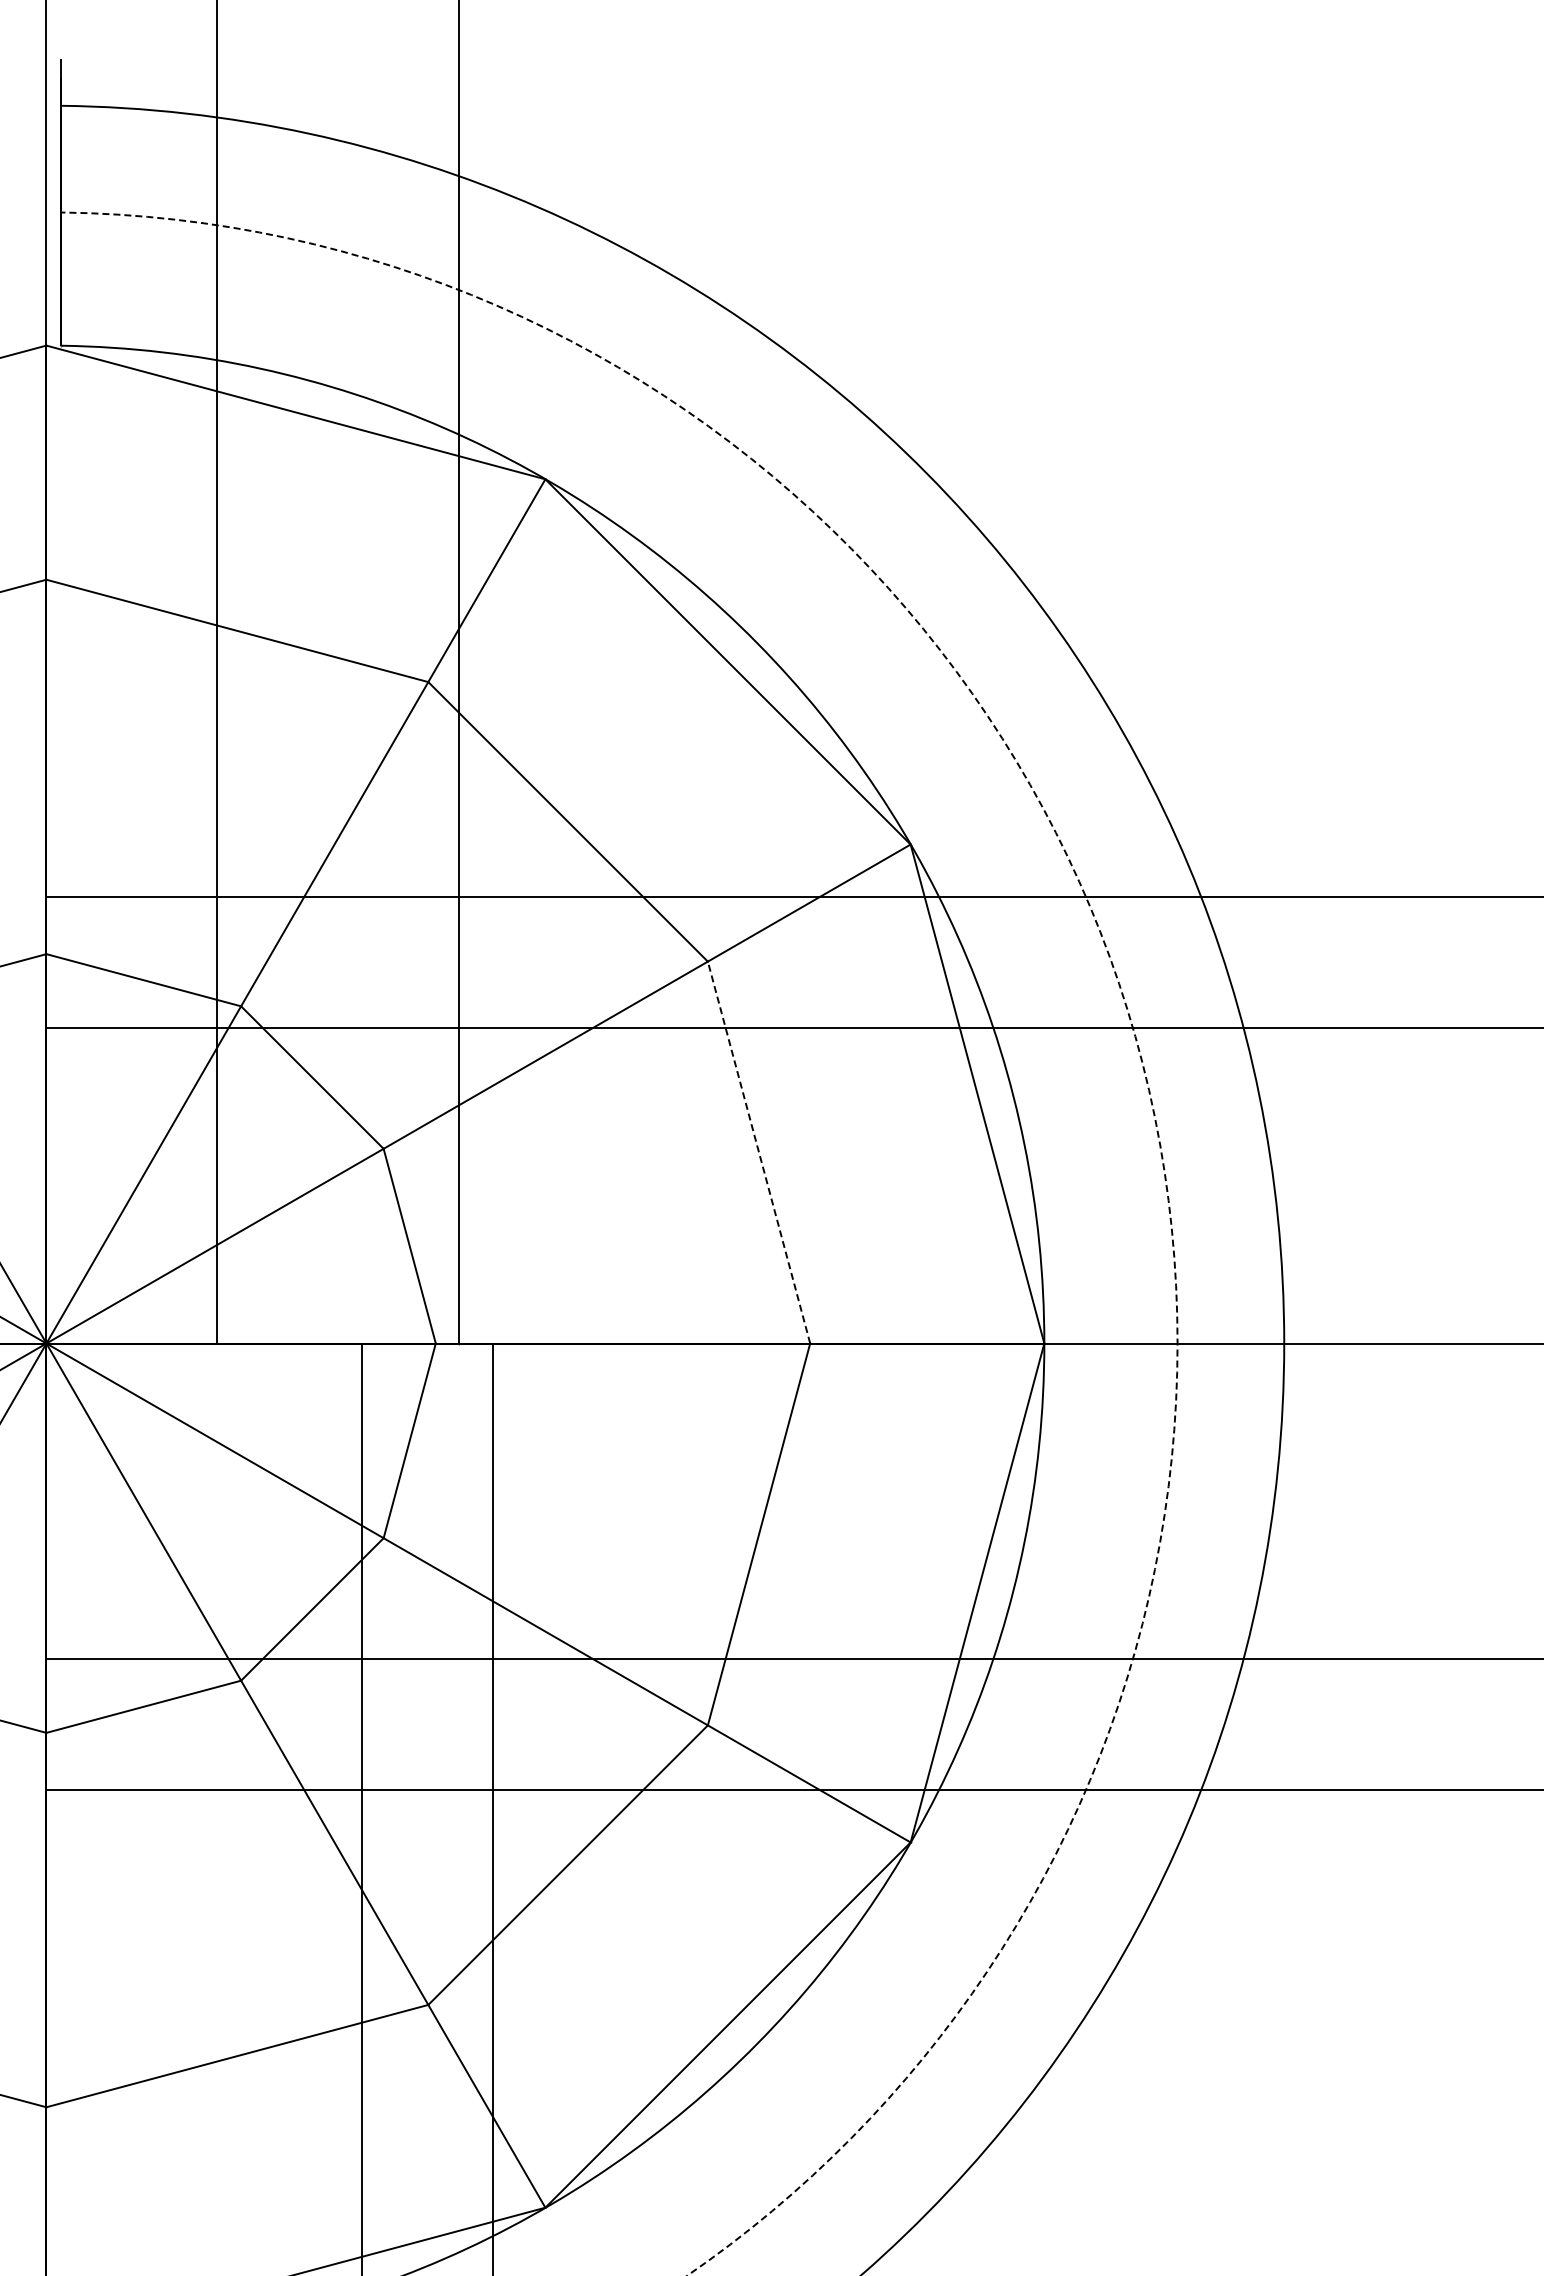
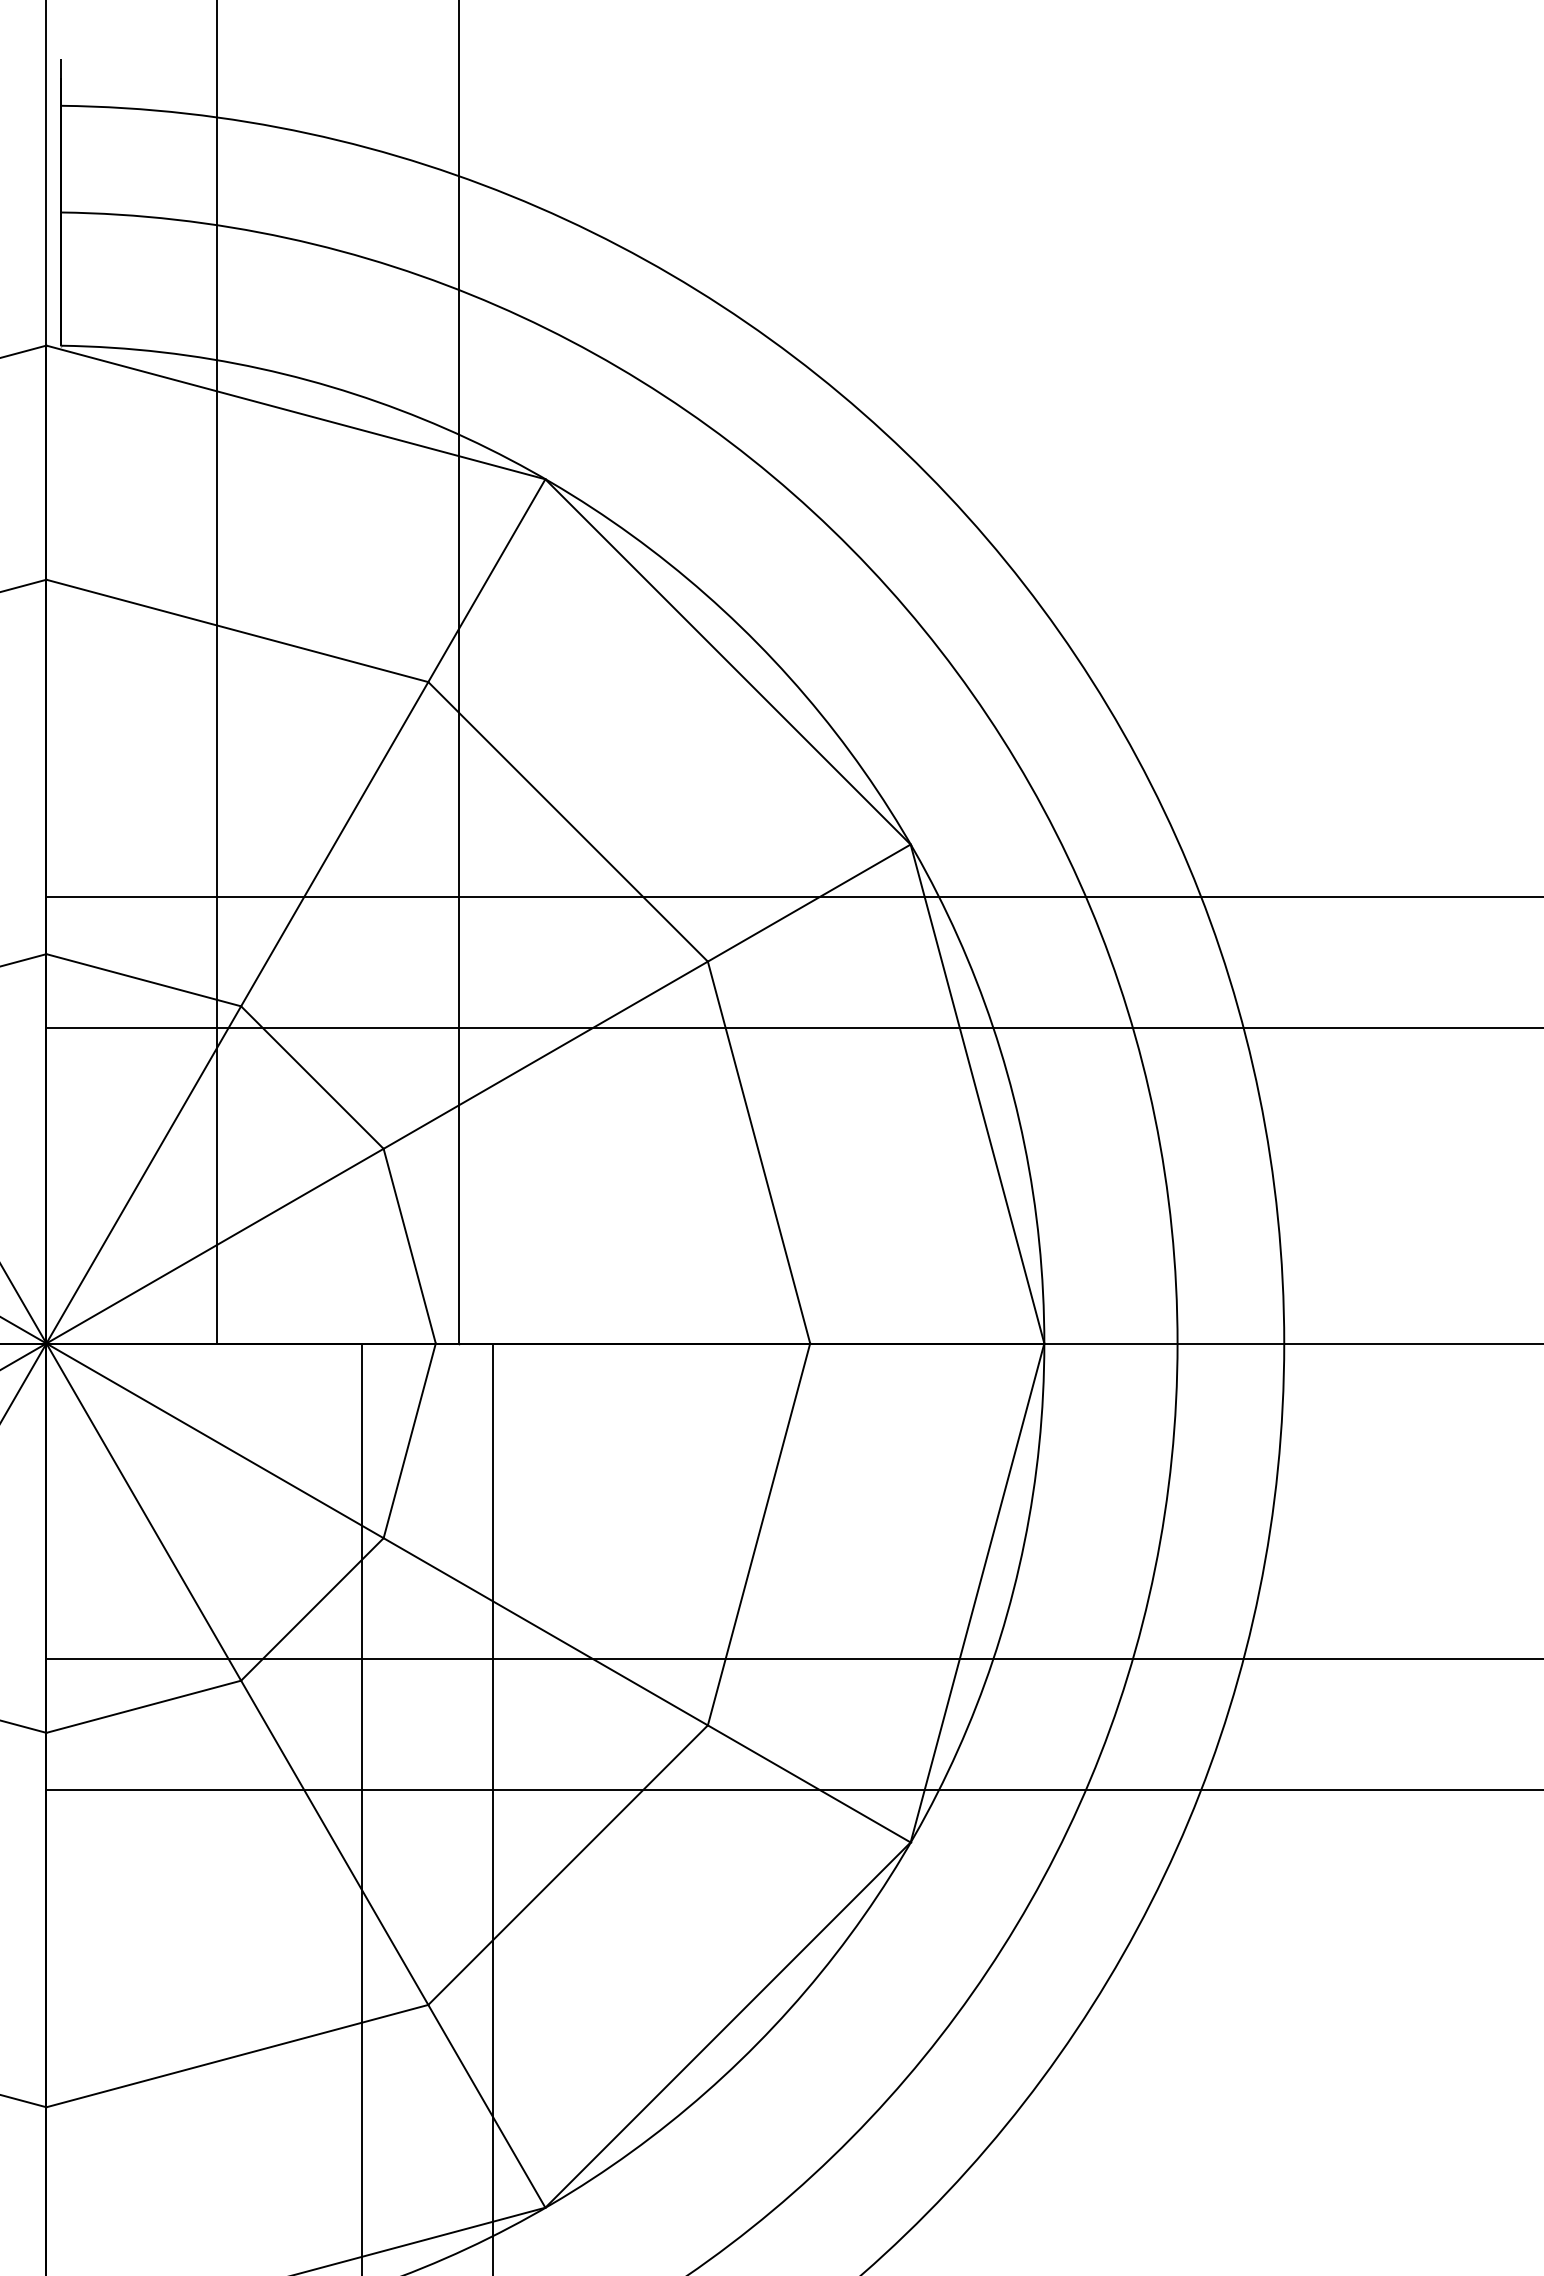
arc: dashed -> solid (1128, 1011)
line: dashed -> solid (759, 1152)
